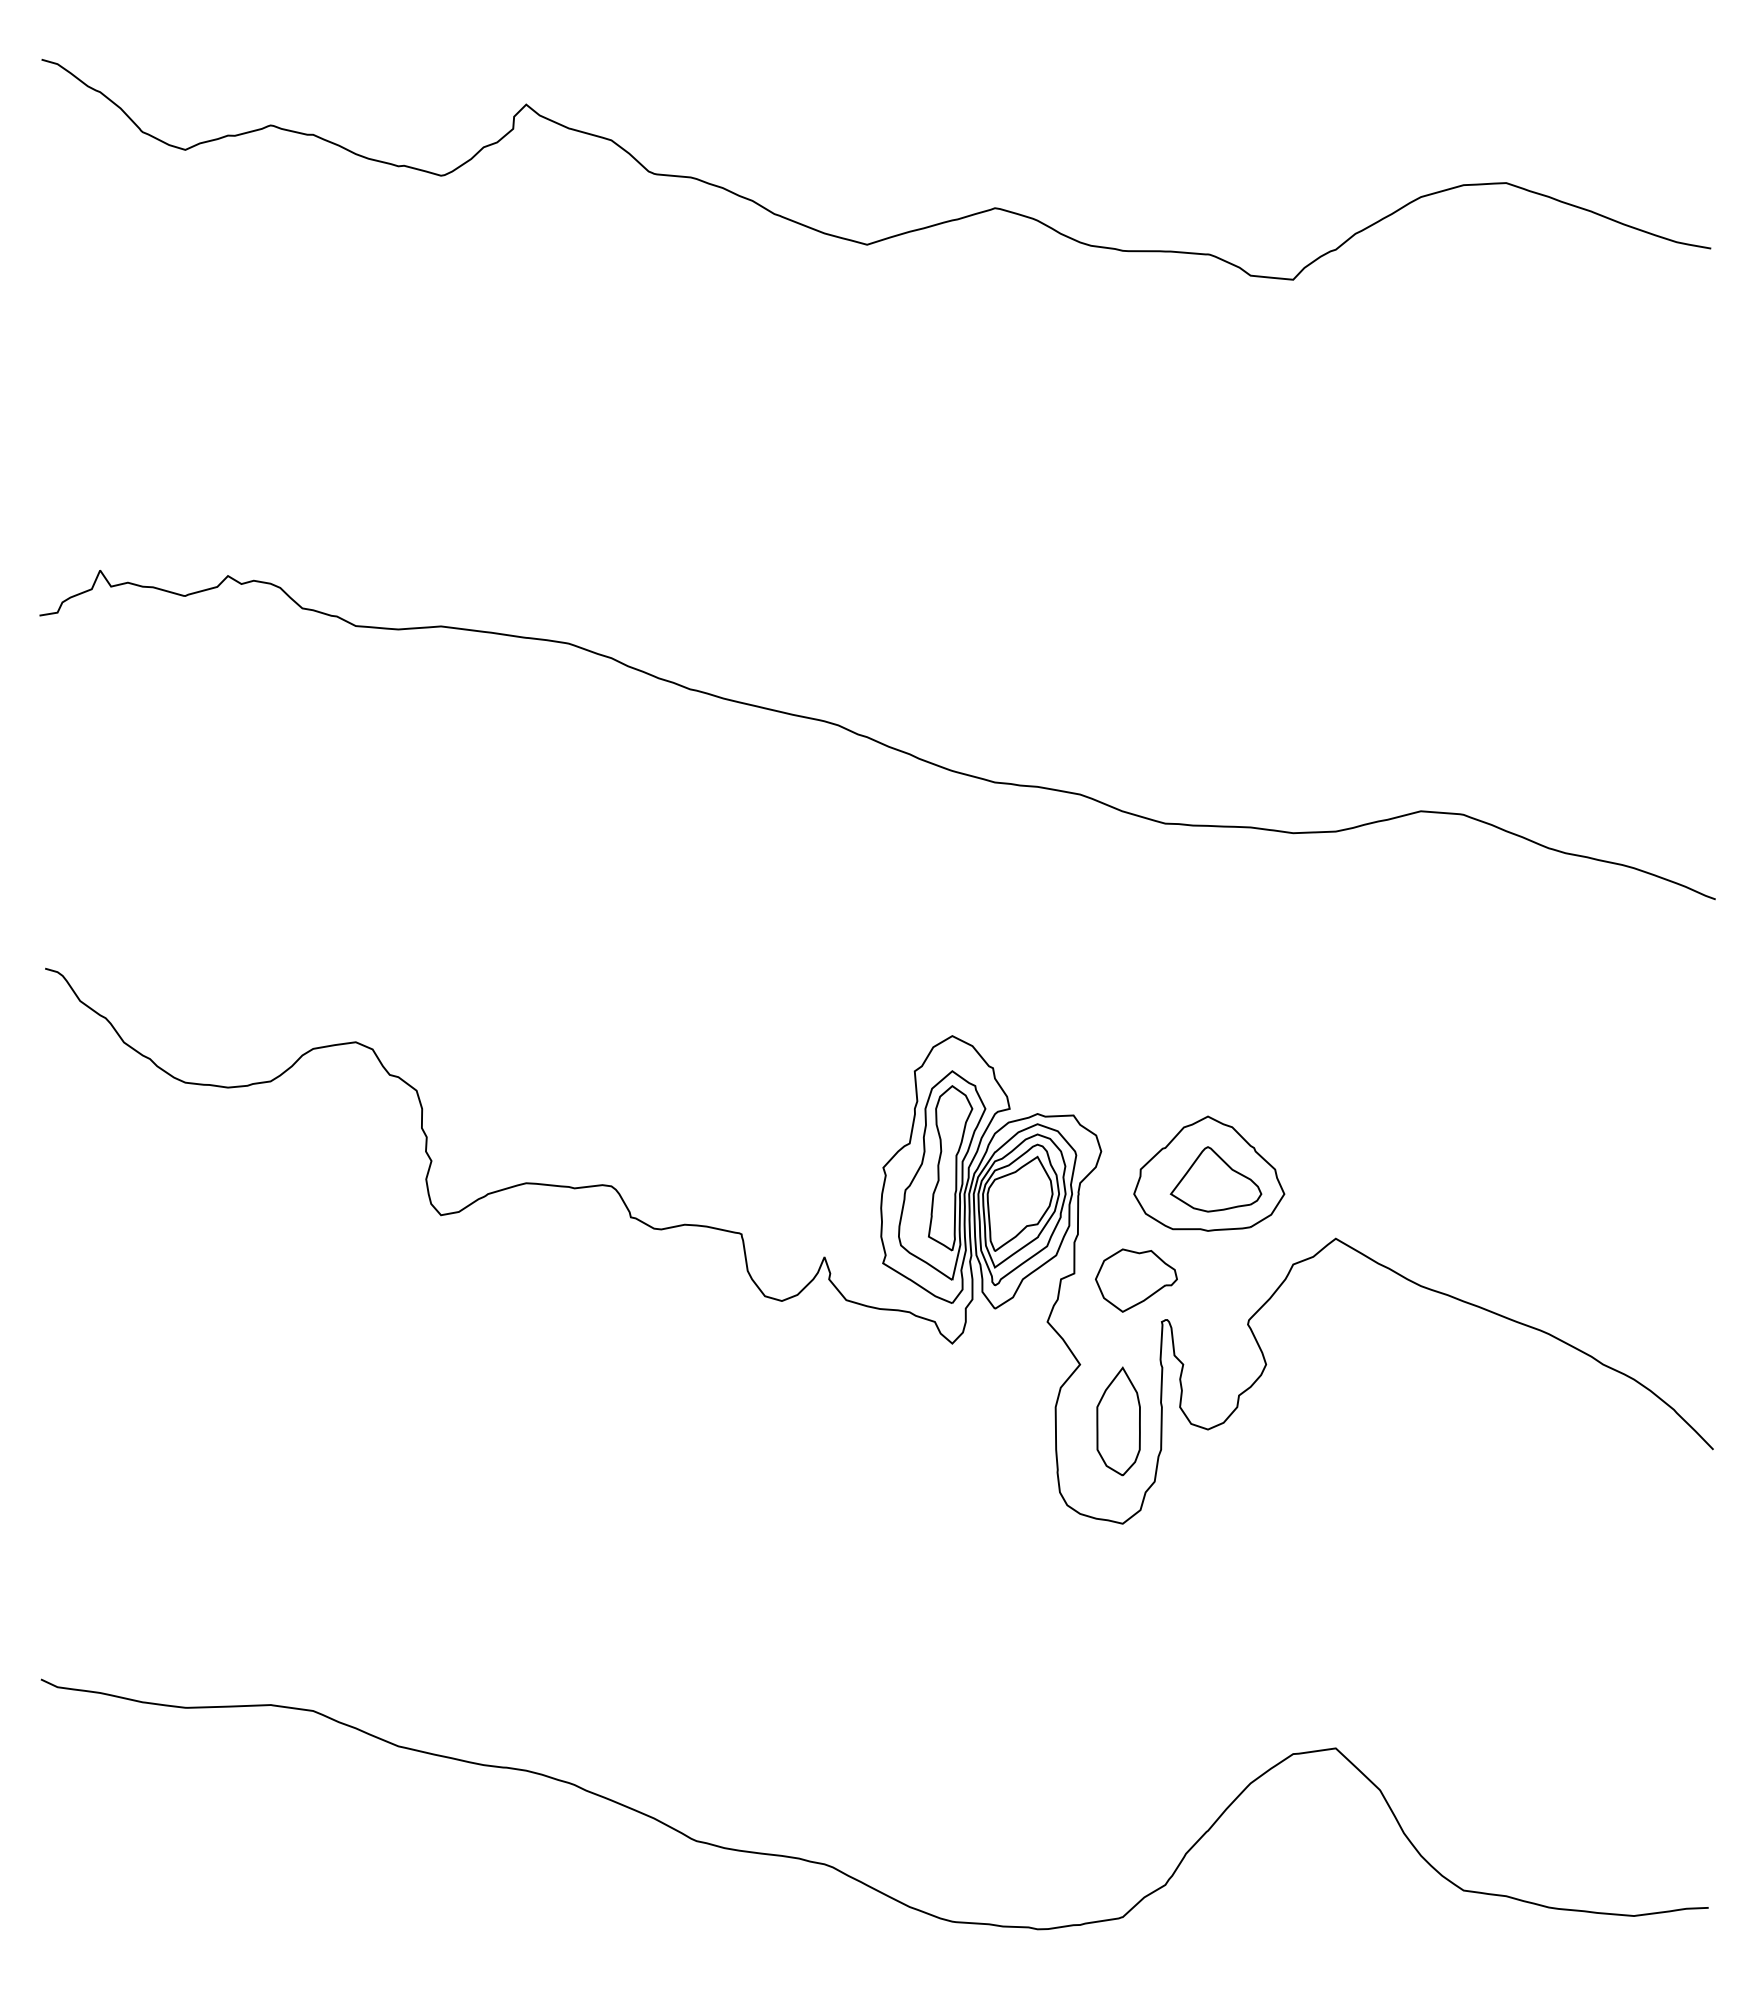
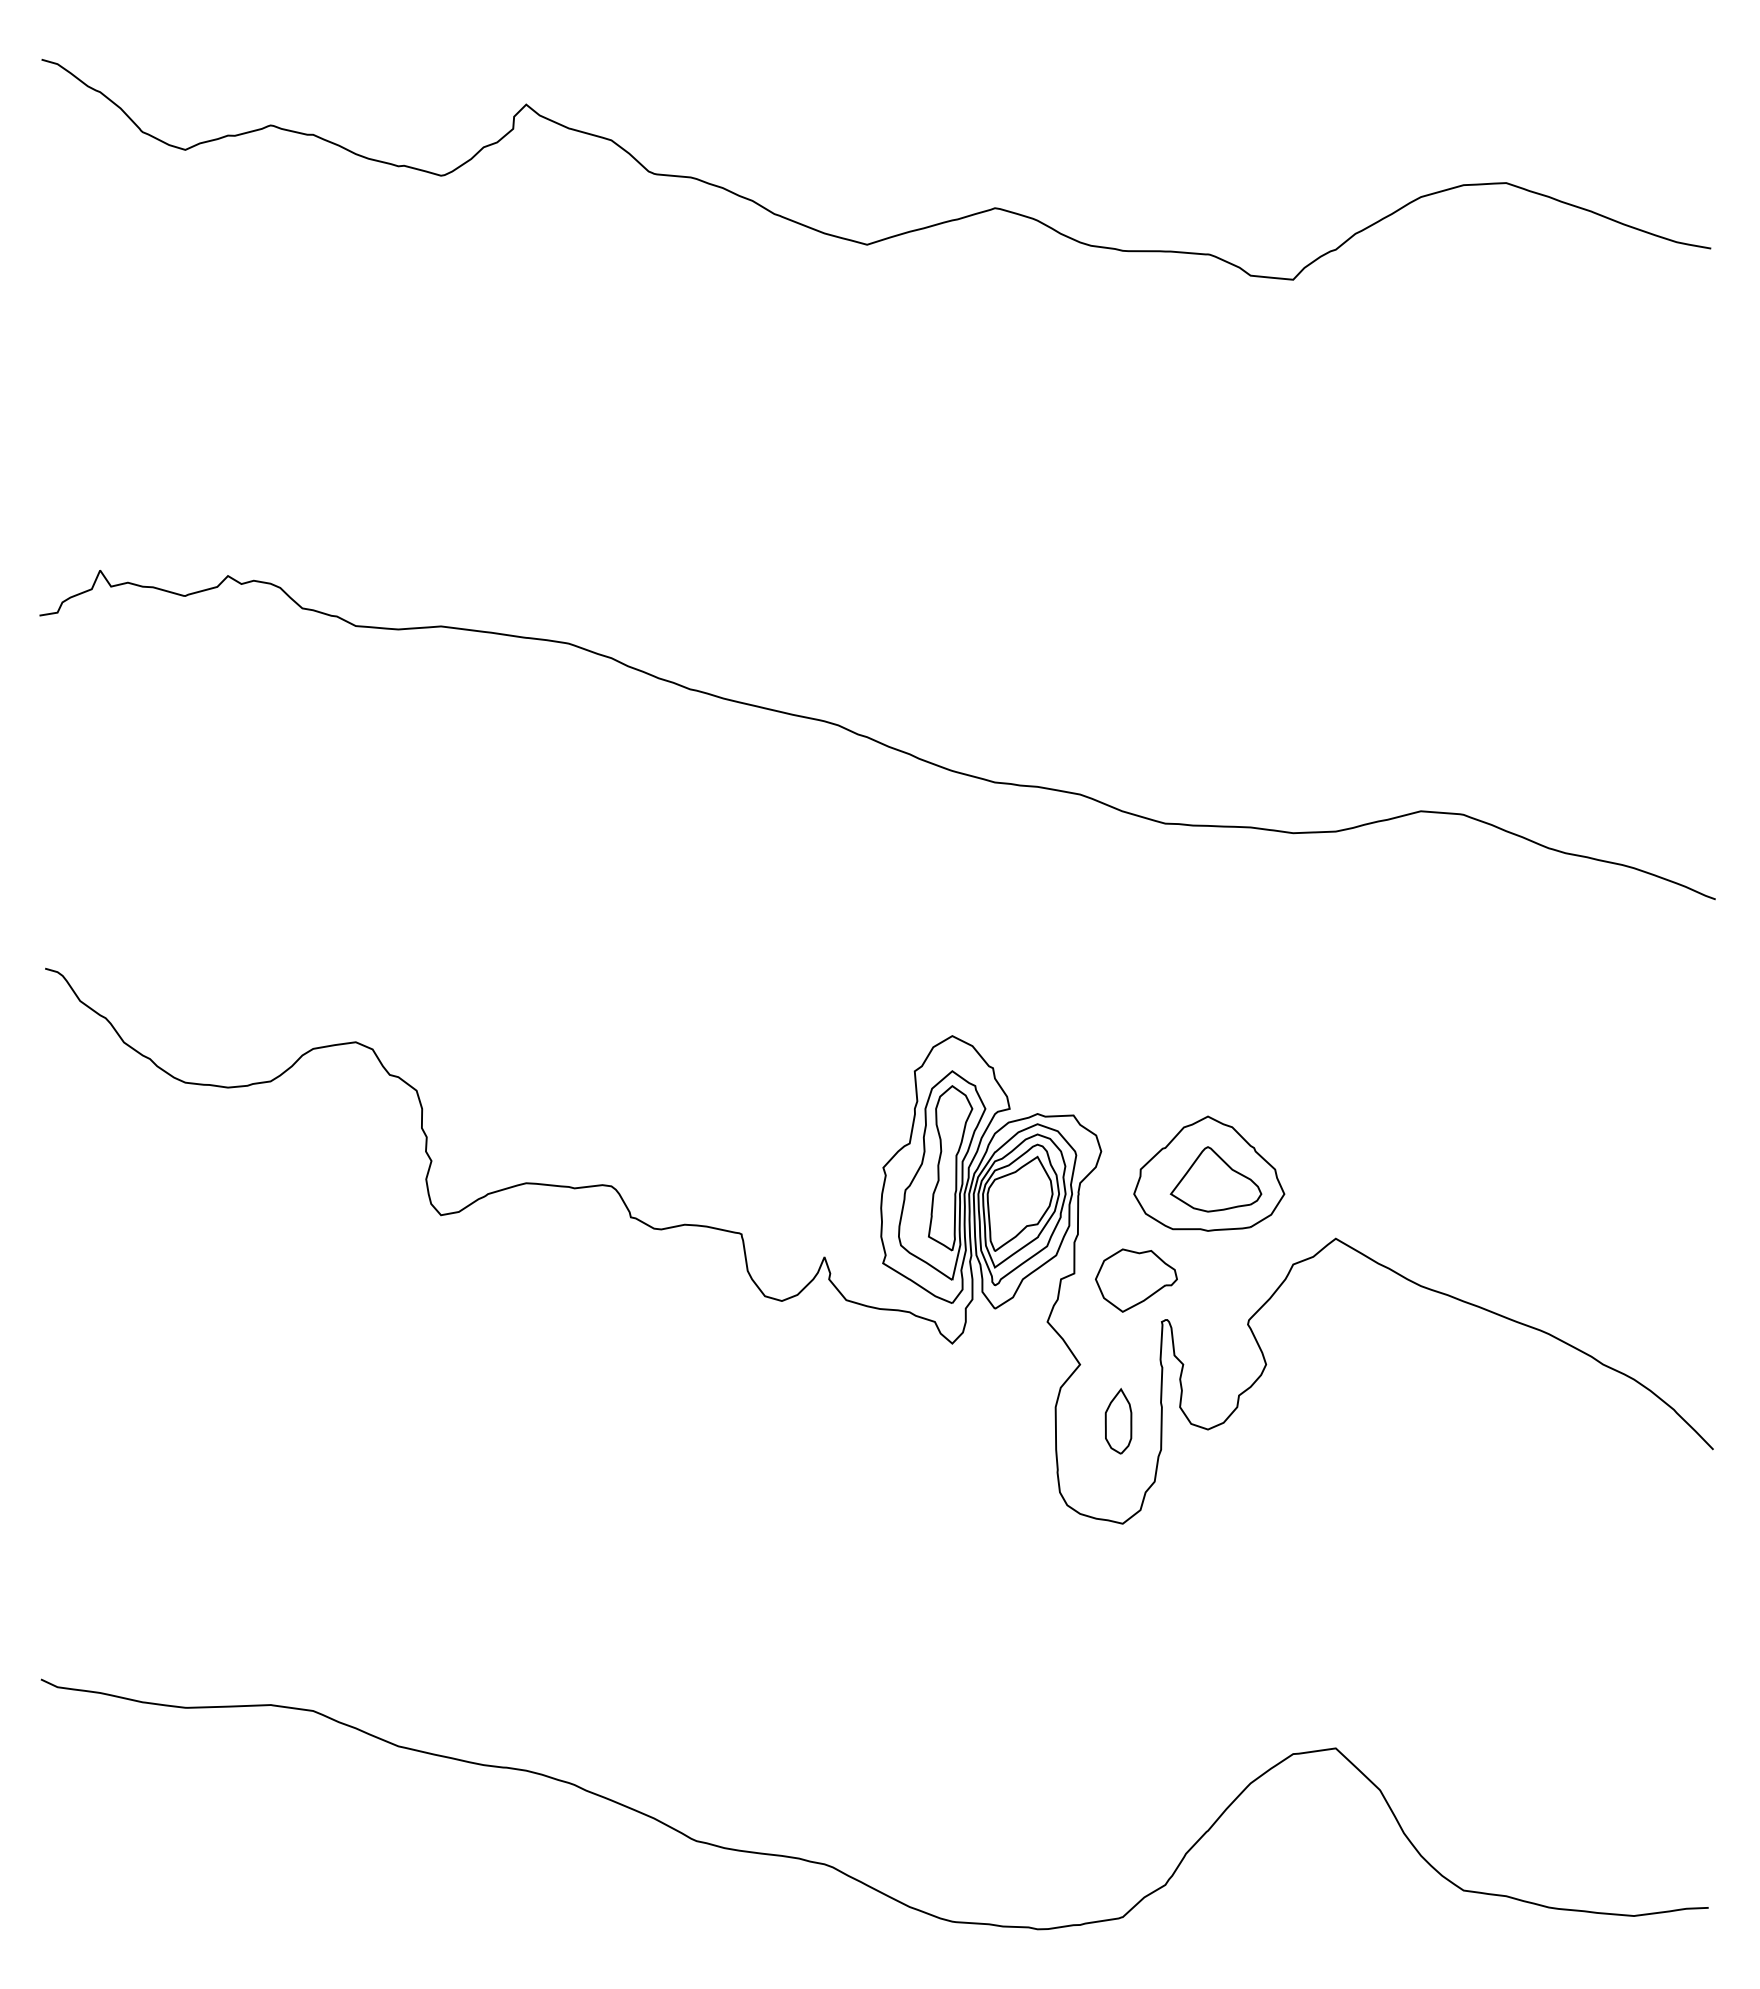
part size: 45x111 px -> 29x67 px (1118, 1421)
